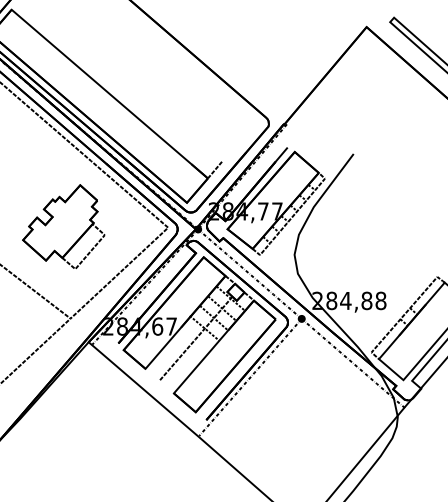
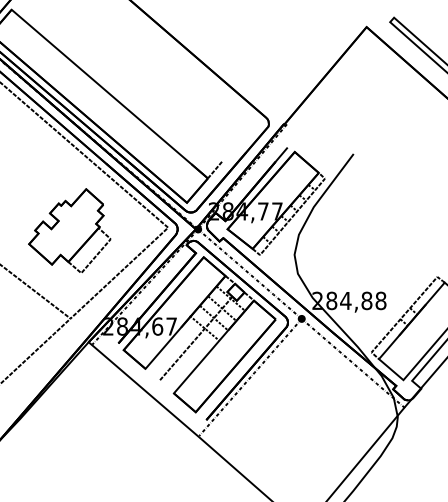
part position: (63, 226) -> (69, 230) (69, 230)
